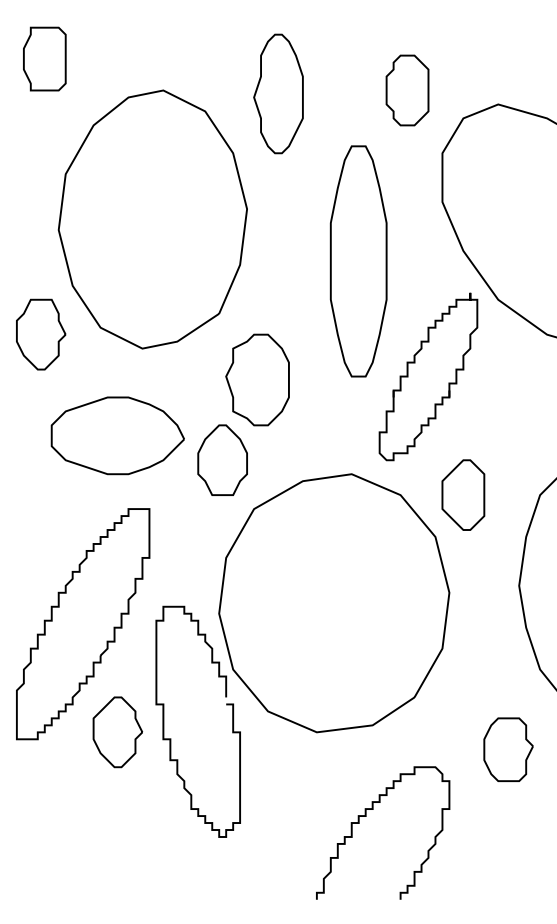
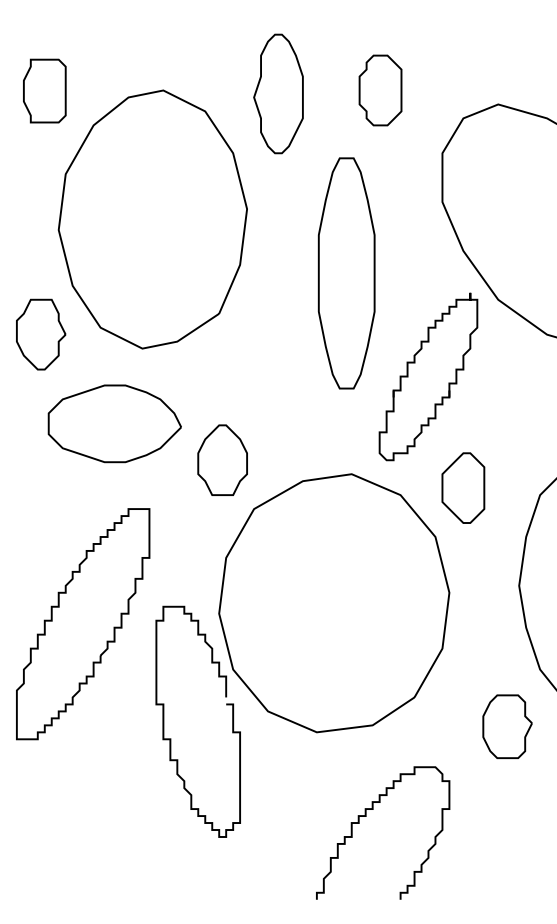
part position: (44, 58) -> (44, 90) (44, 90)
part position: (407, 90) -> (380, 90) (380, 90)
part position: (358, 261) -> (346, 273) (346, 273)
part: present -> none (257, 379)
part position: (117, 435) -> (114, 423) (114, 423)
part position: (463, 494) -> (463, 487) (463, 487)
part: present -> none (117, 732)
part position: (508, 749) -> (507, 726) (507, 726)
